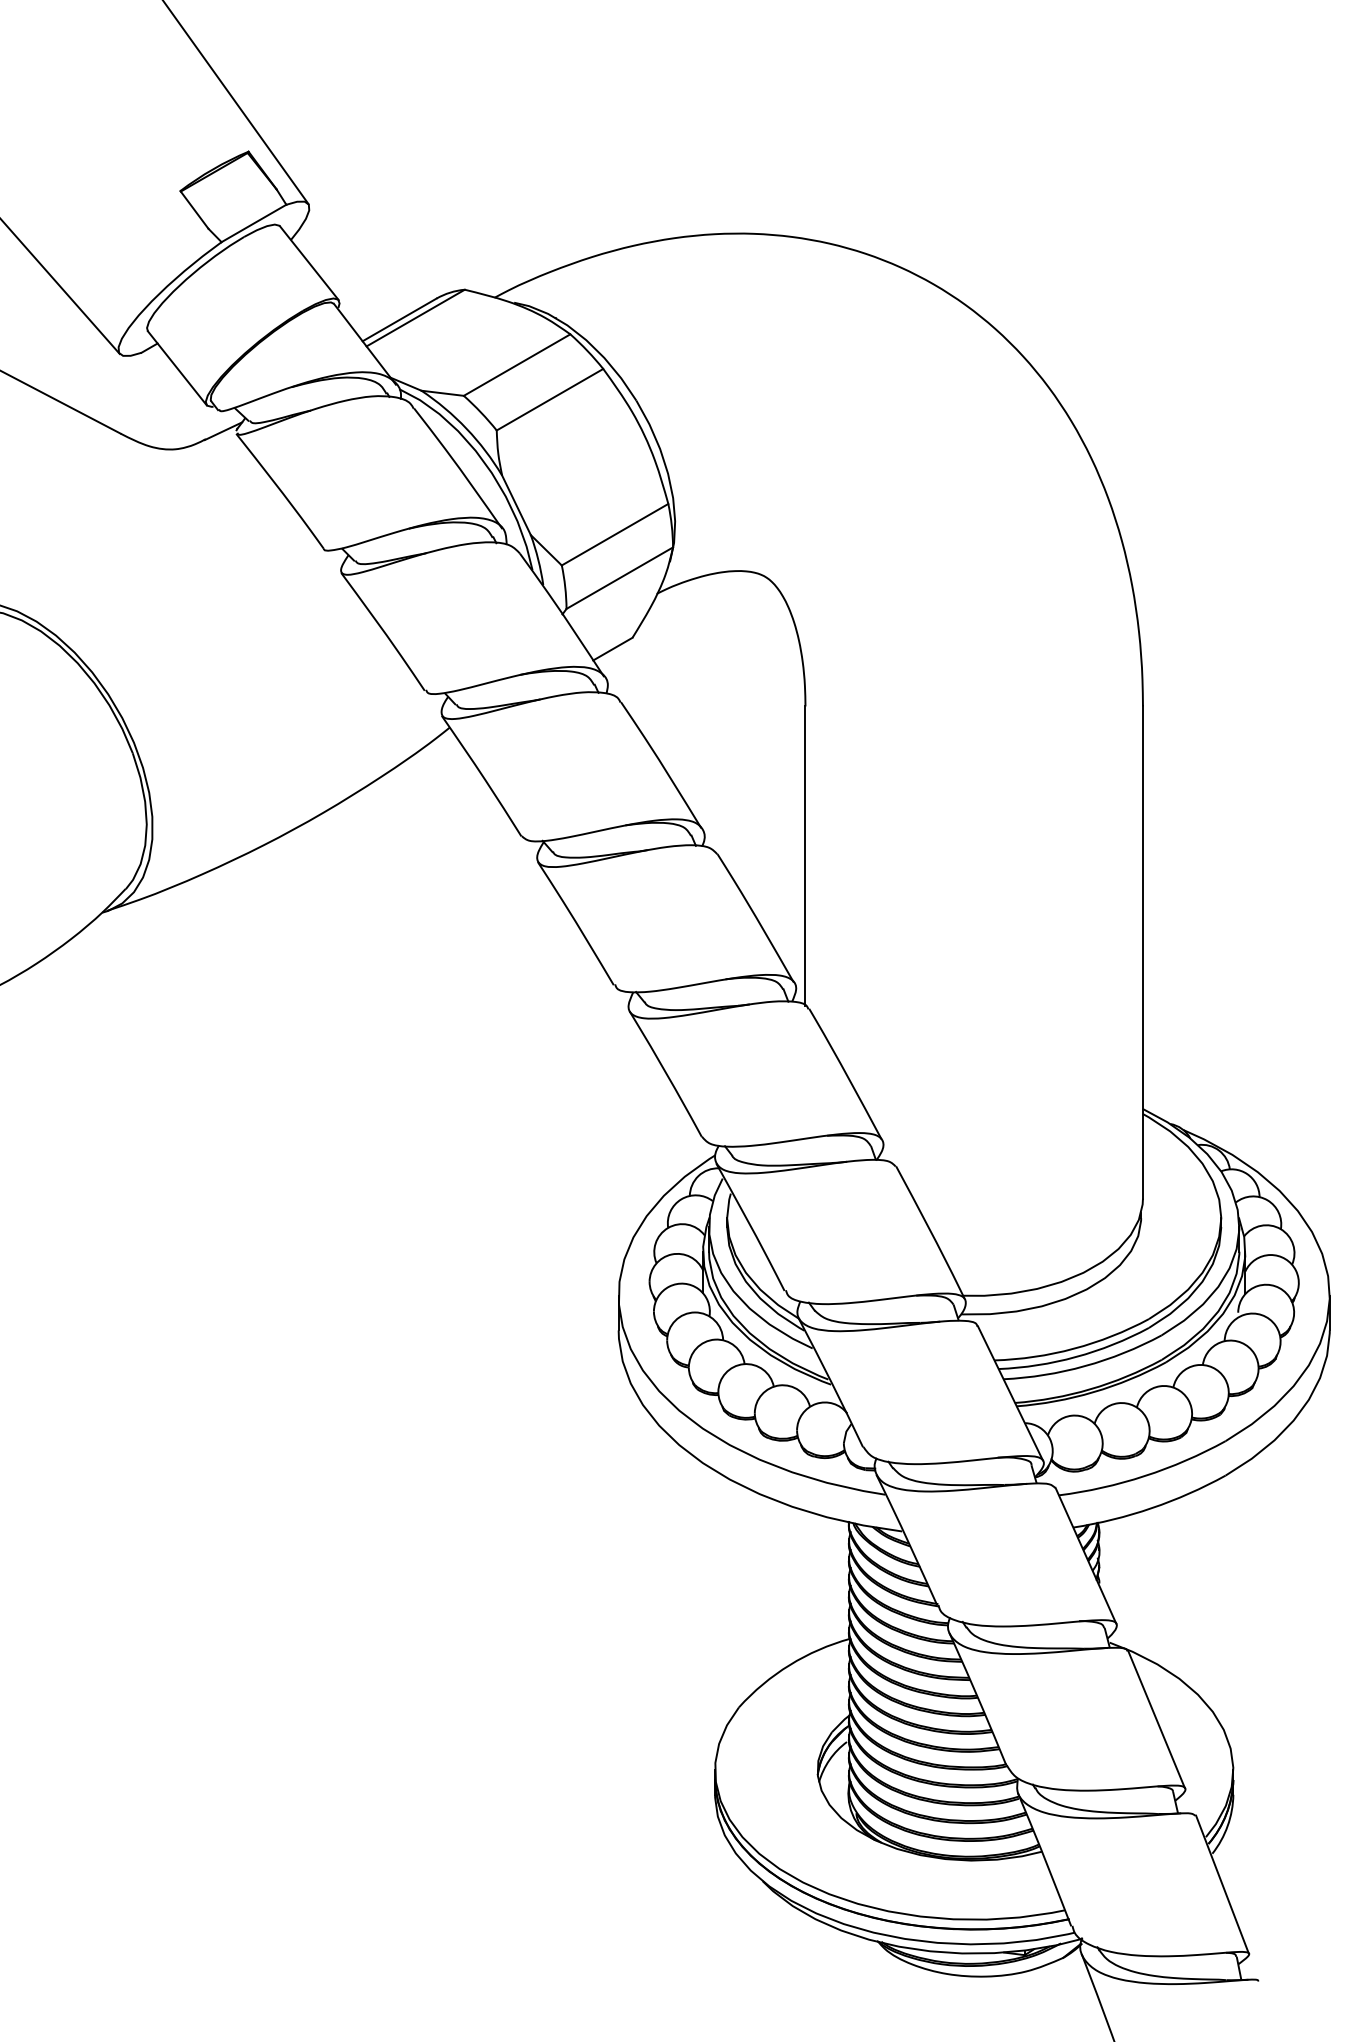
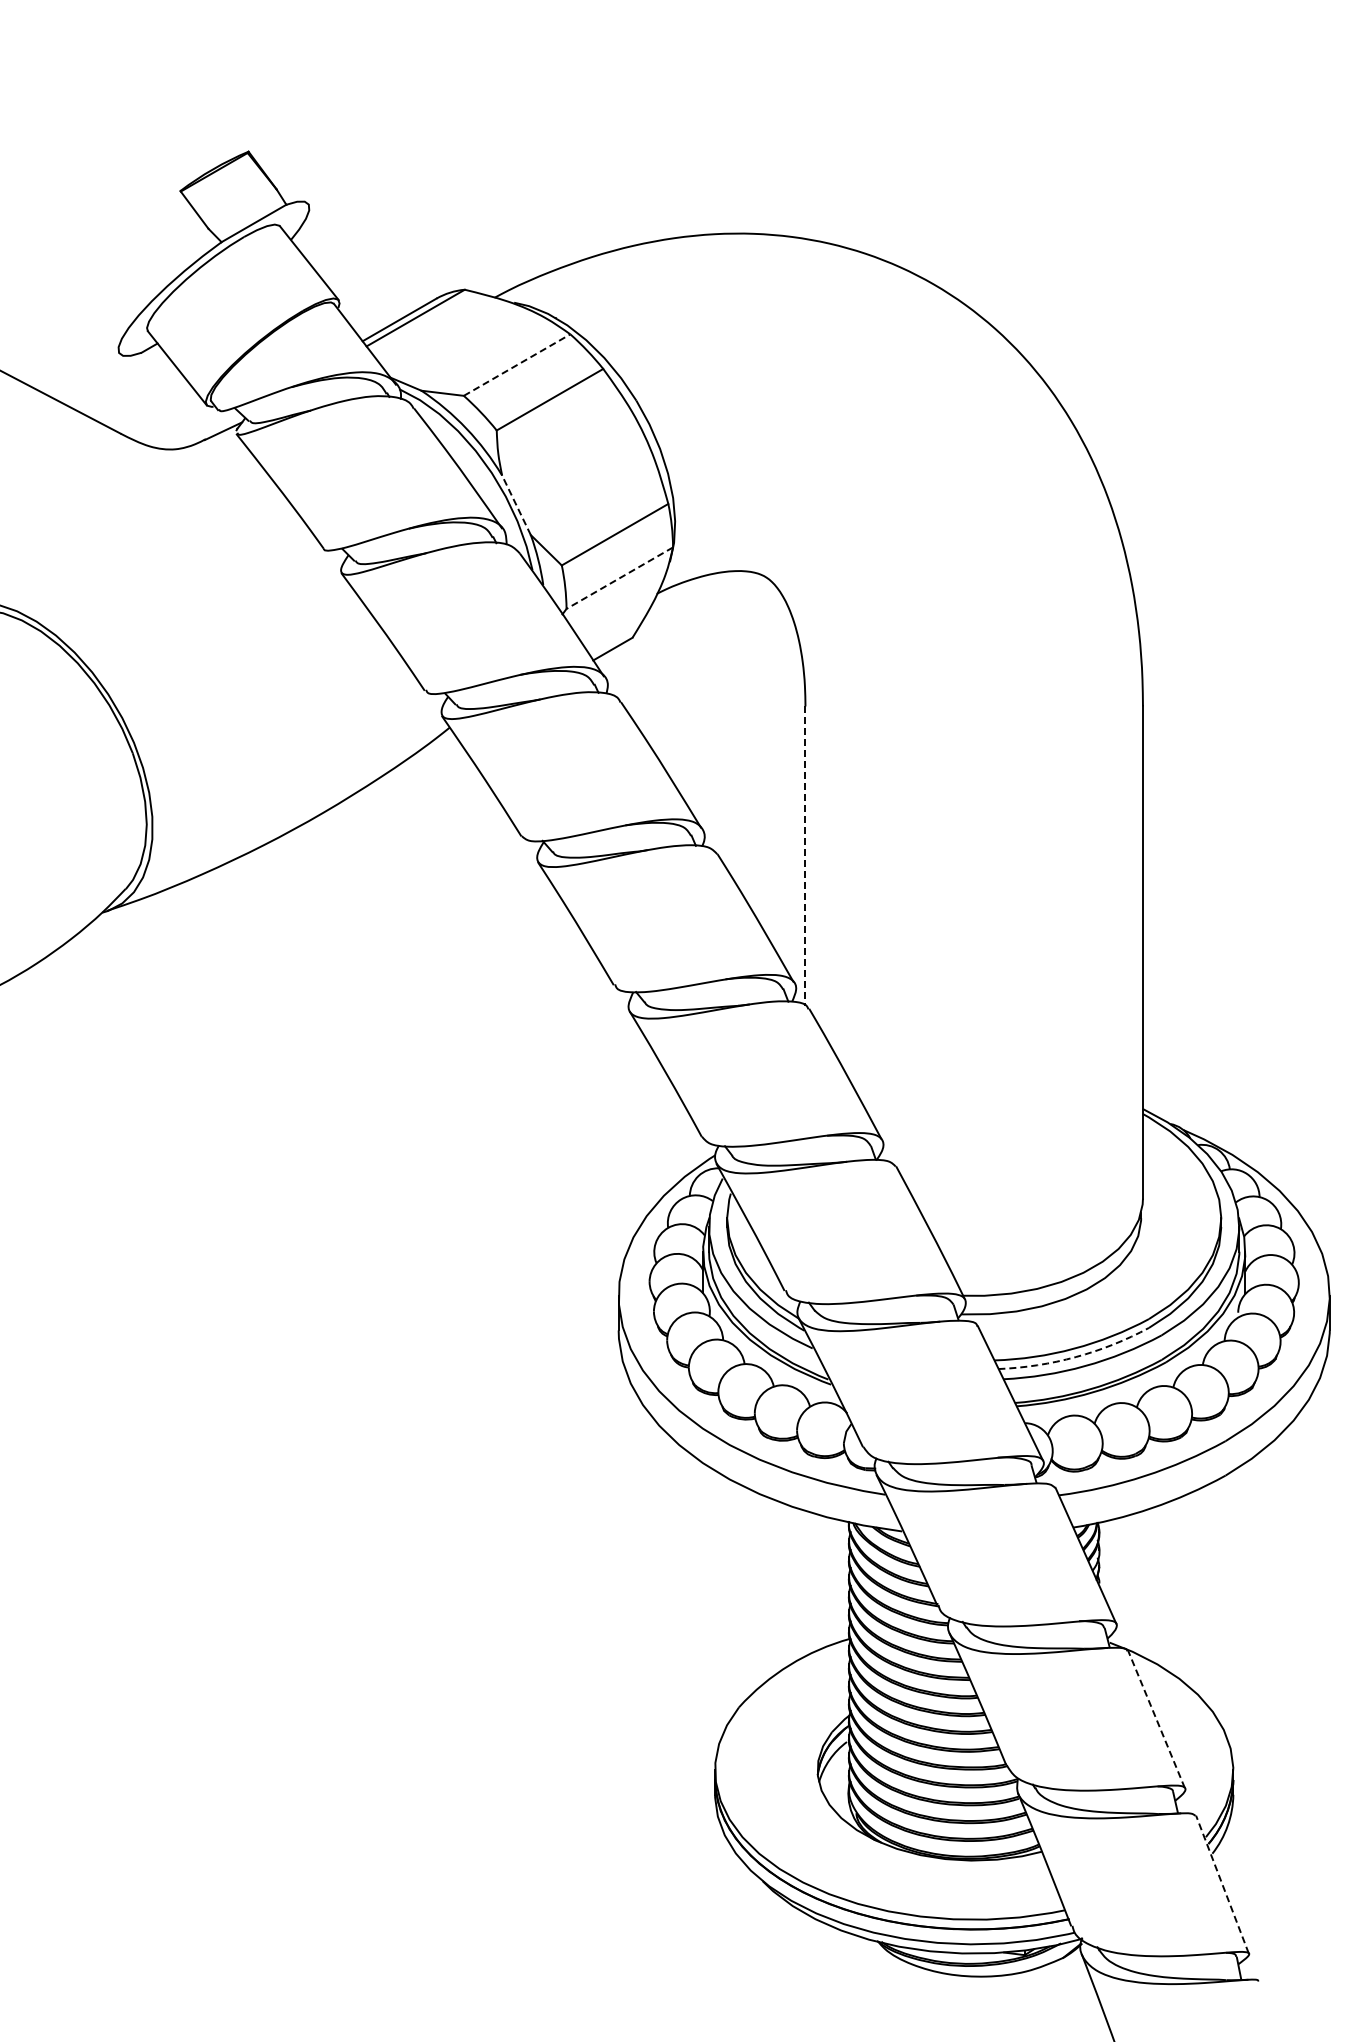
line: present -> none (236, 102)
line: present -> none (60, 287)
line: solid -> dashed (517, 365)
line: solid -> dashed (516, 505)
line: solid -> dashed (619, 578)
line: solid -> dashed (805, 856)
arc: solid -> dashed (1075, 1357)
line: solid -> dashed (1156, 1719)
line: solid -> dashed (1222, 1884)
